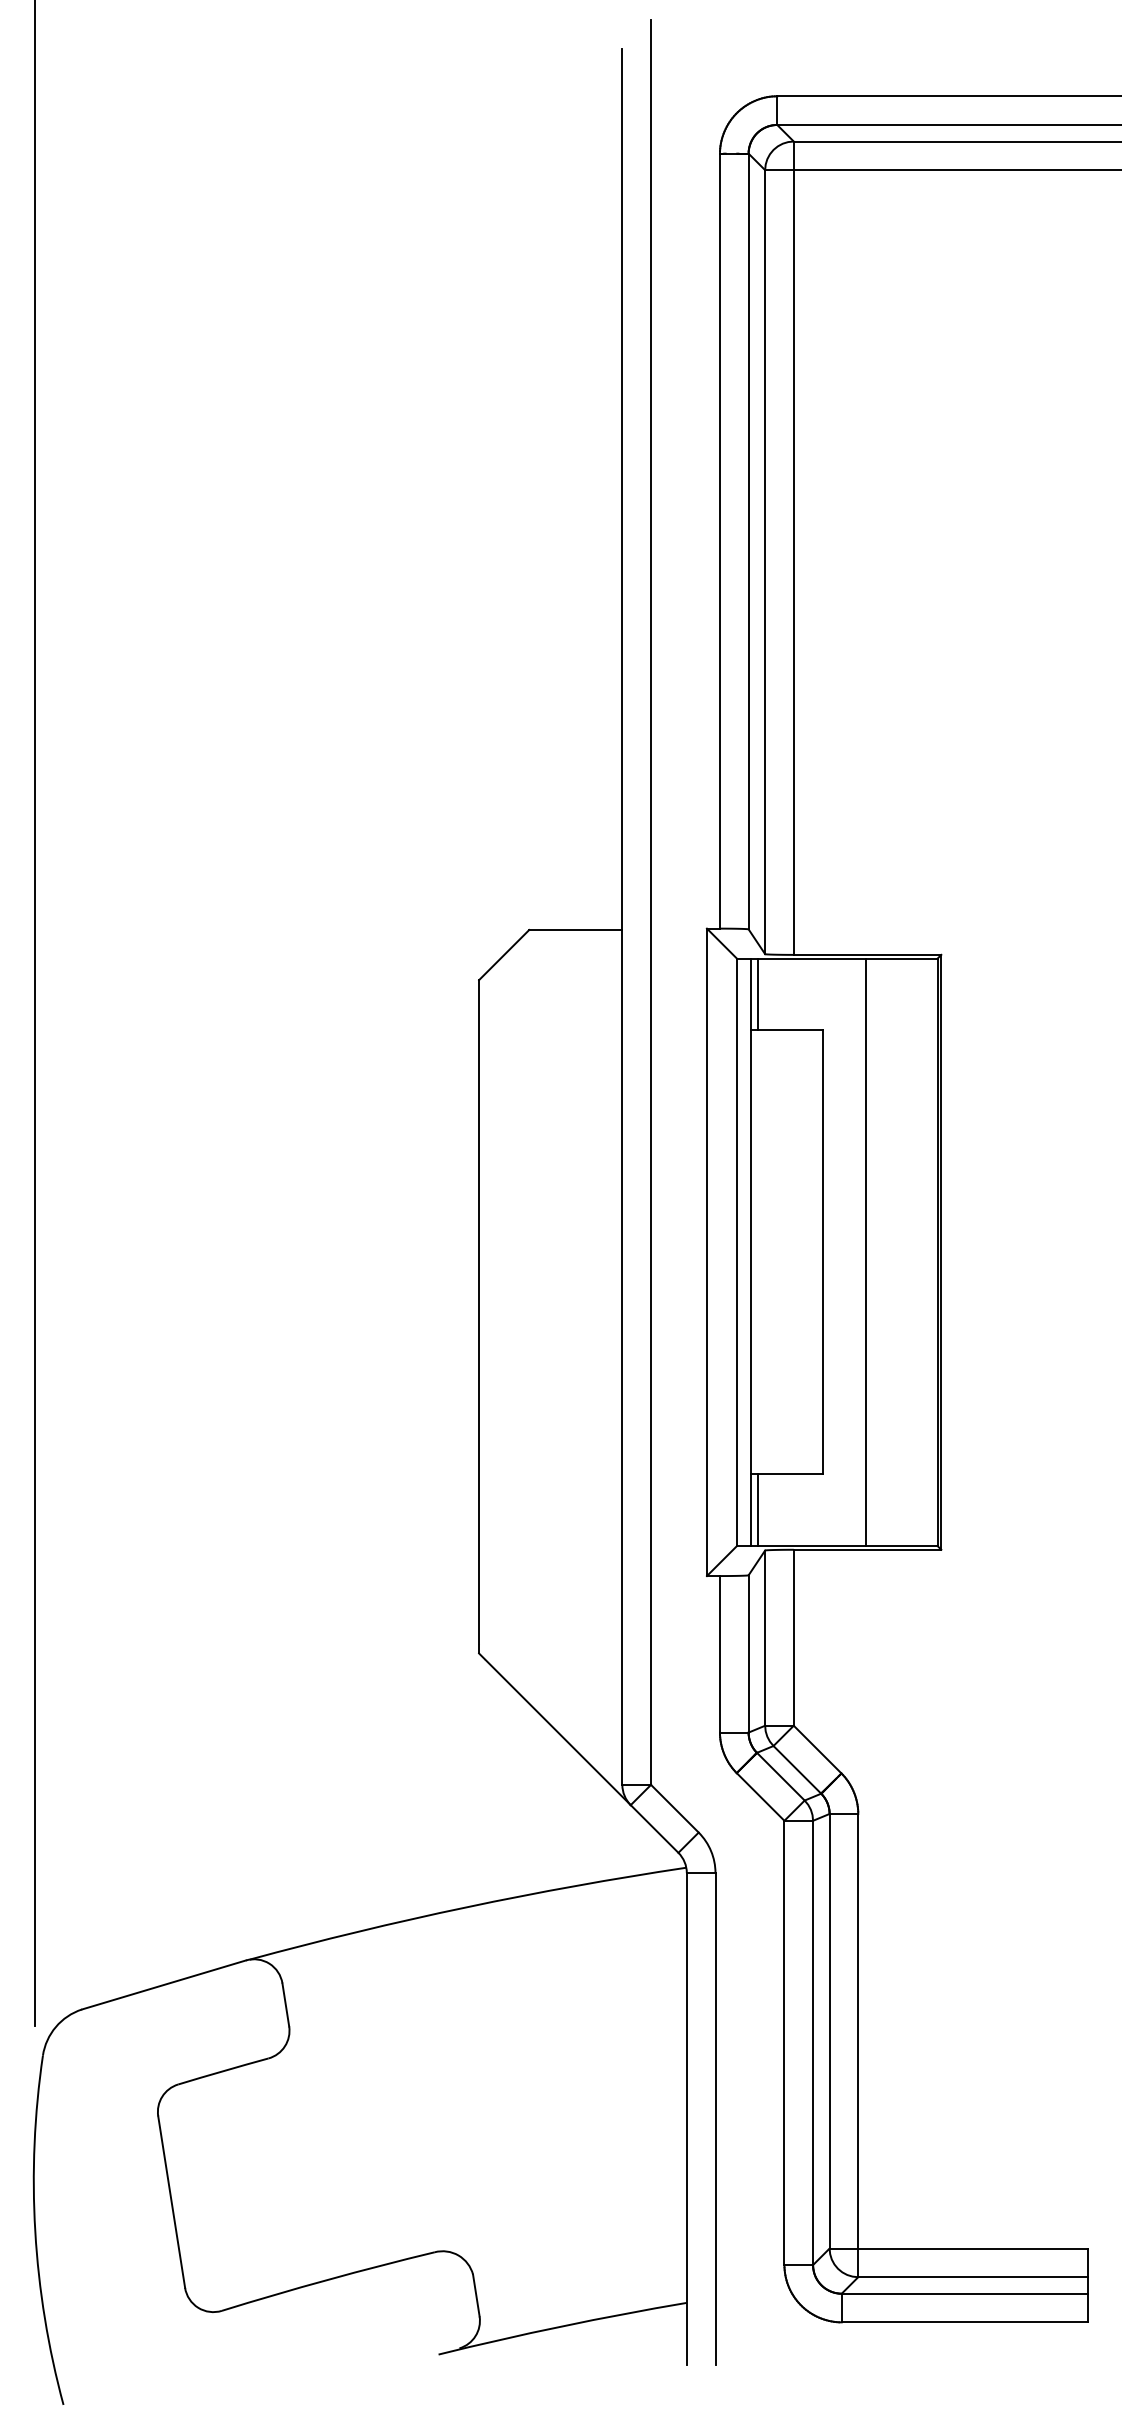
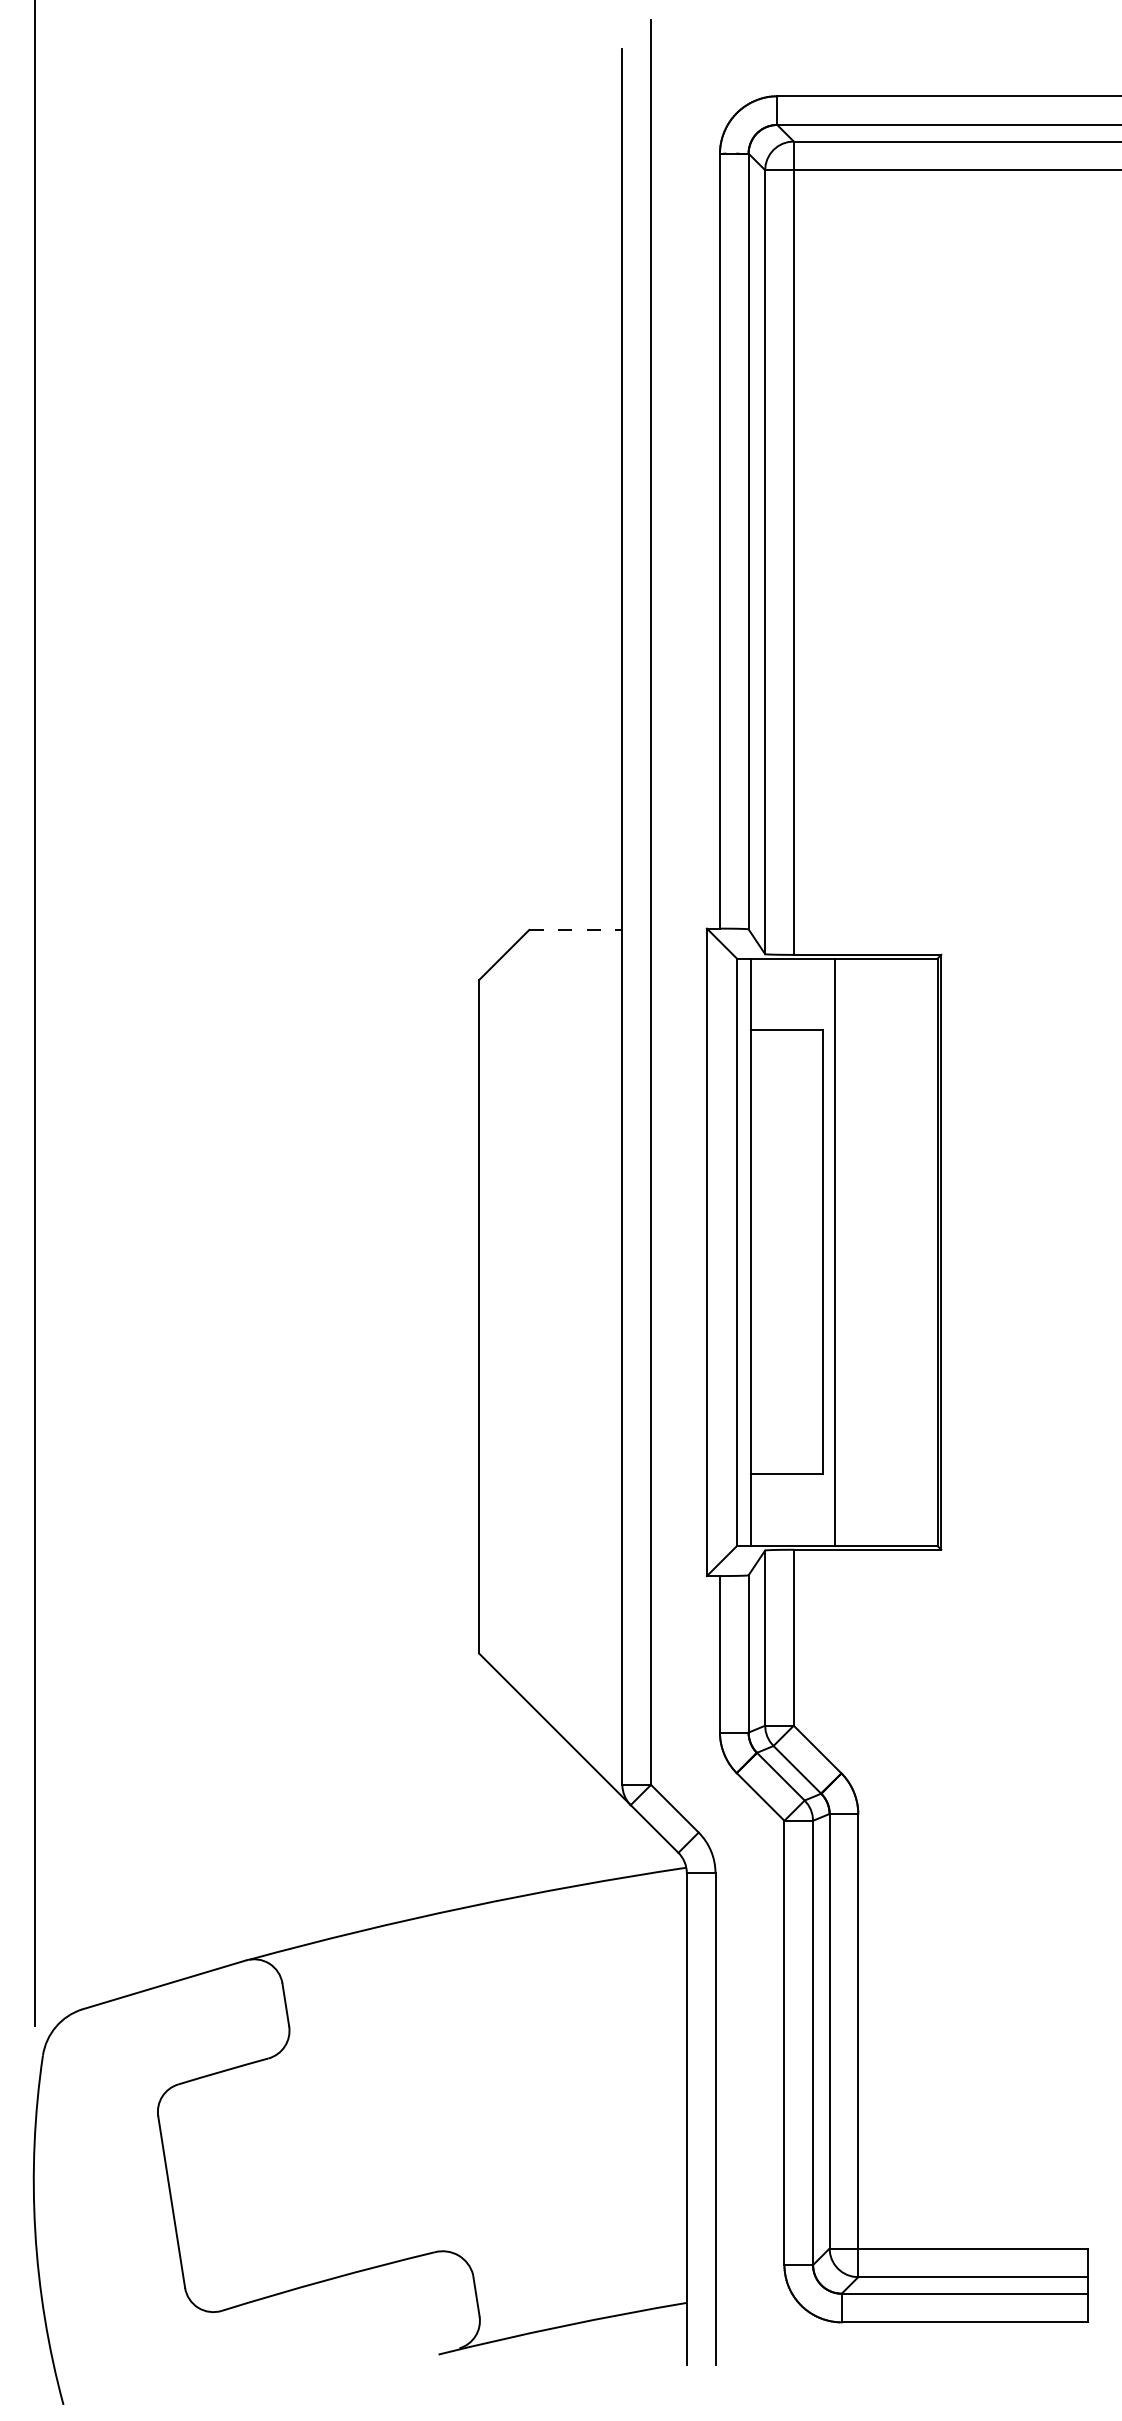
line: solid -> dashed (575, 929)
line: present -> none (758, 994)
line position: (865, 1252) -> (834, 1252) (834, 1252)
line: present -> none (758, 1510)
